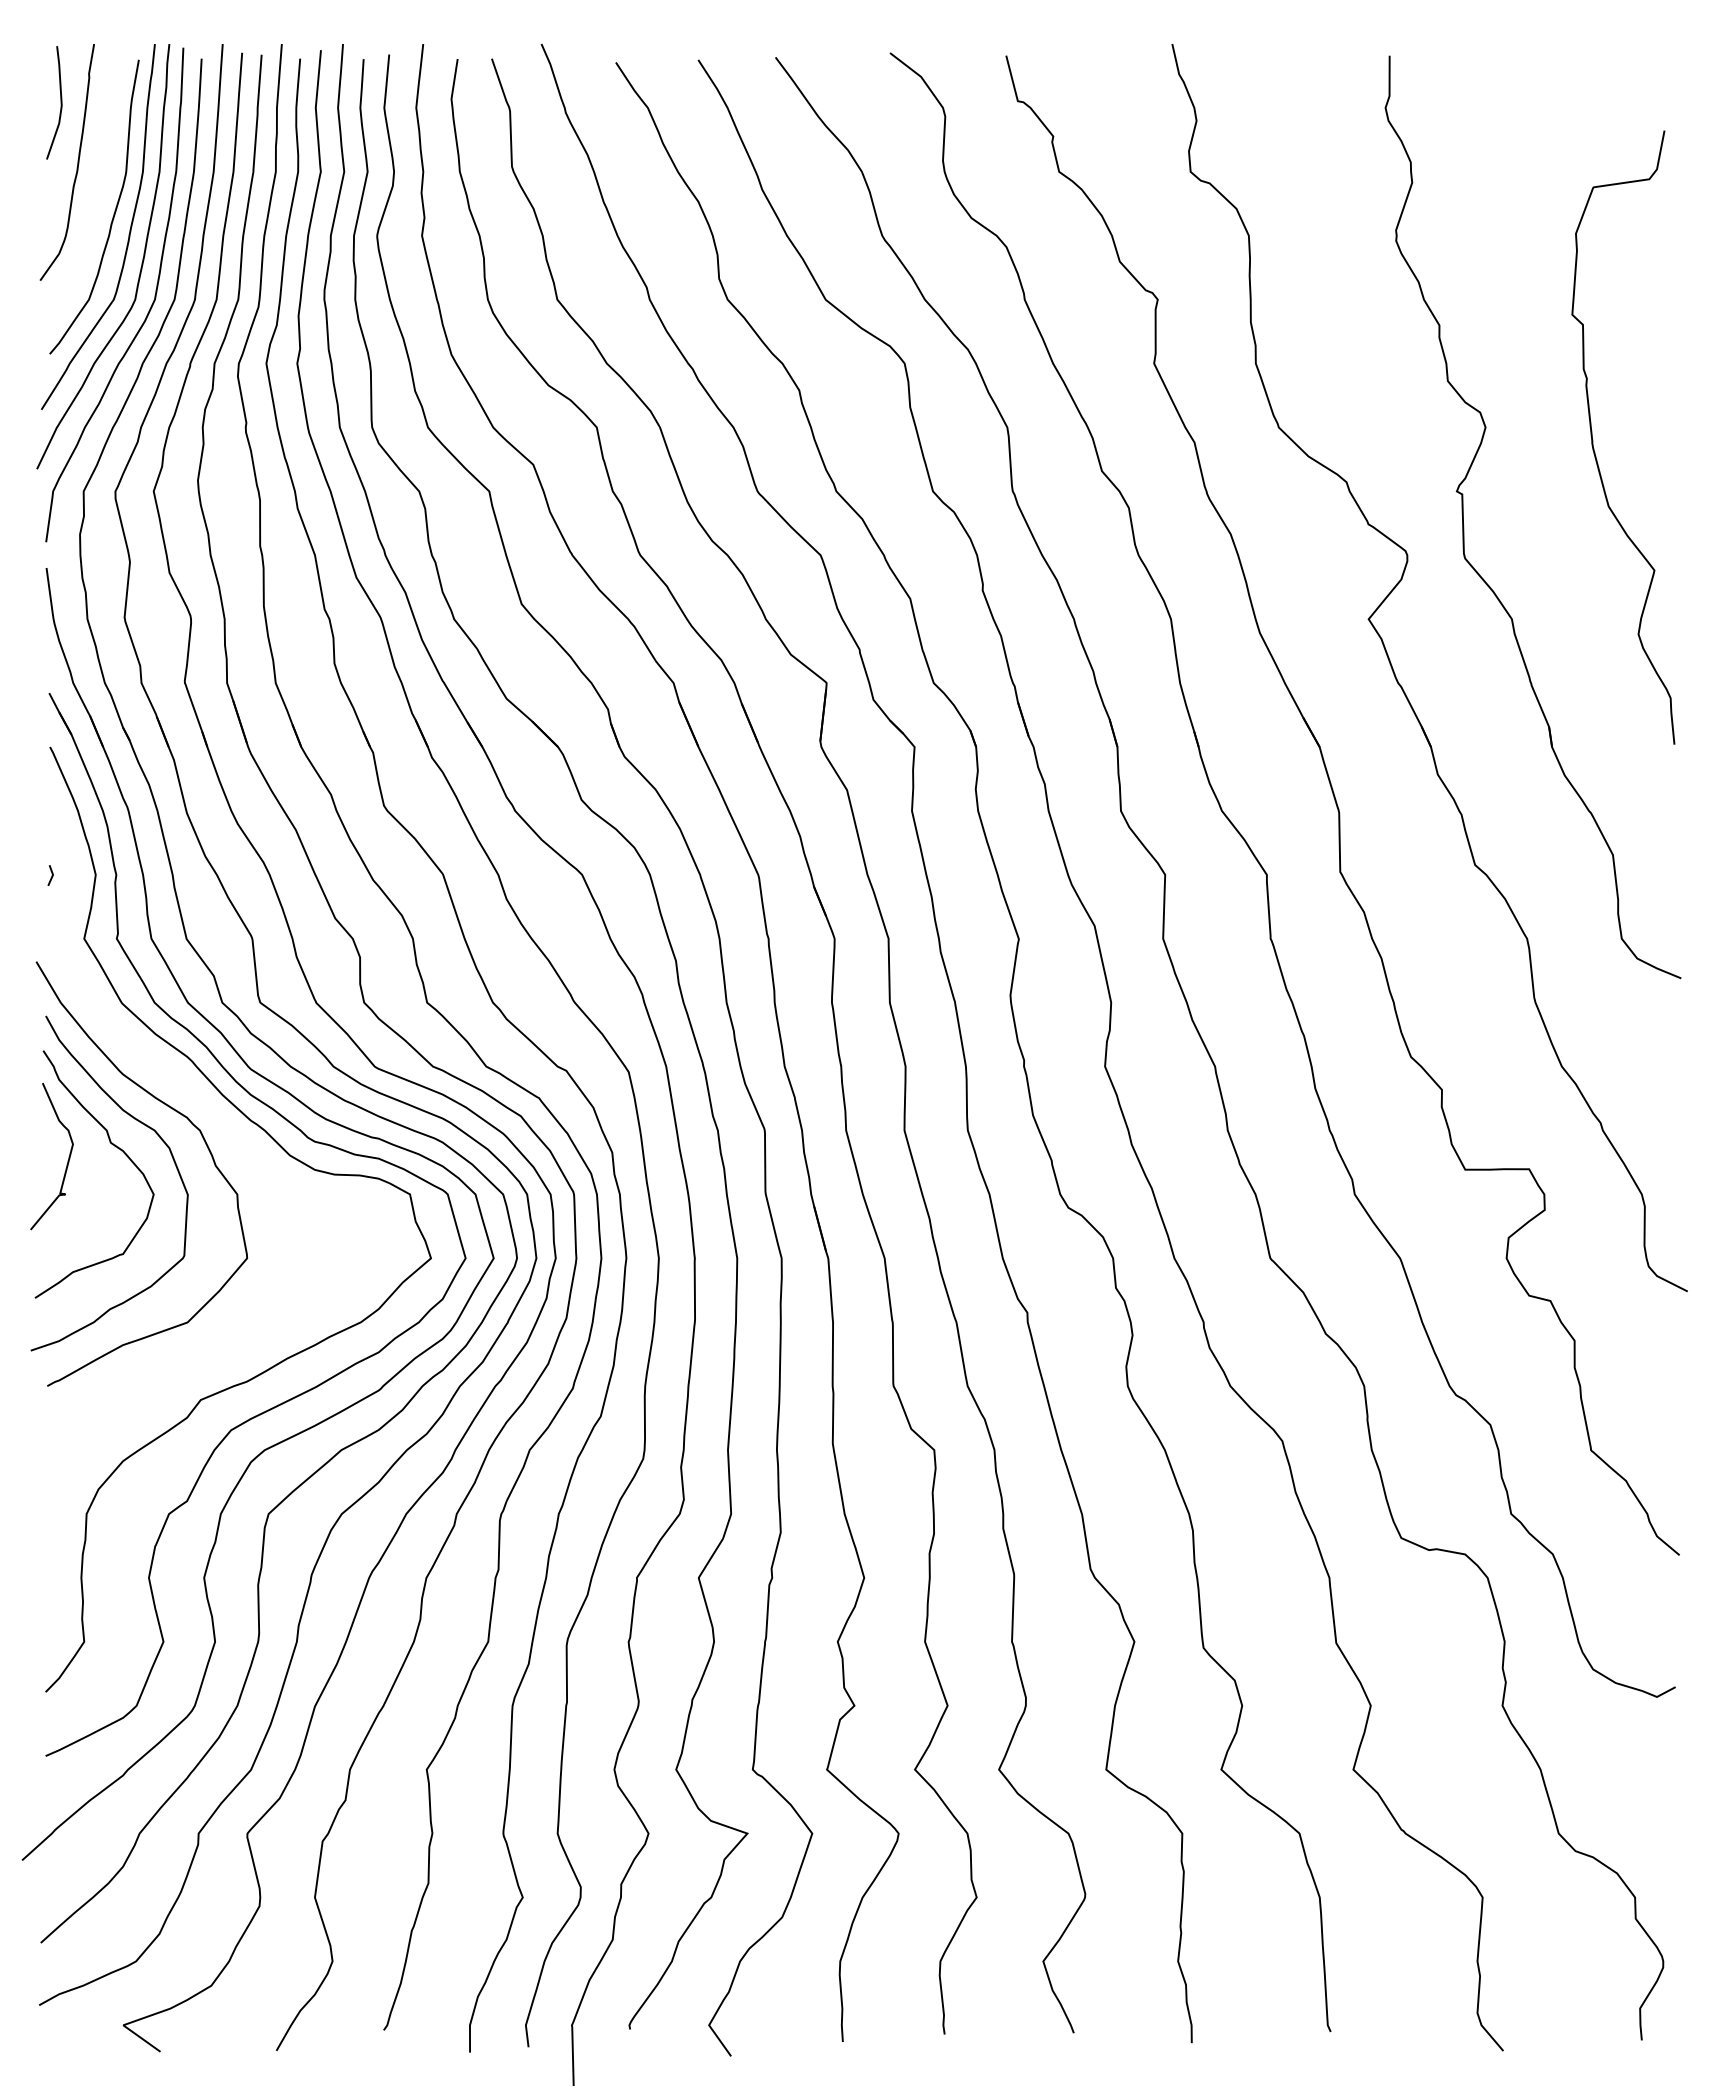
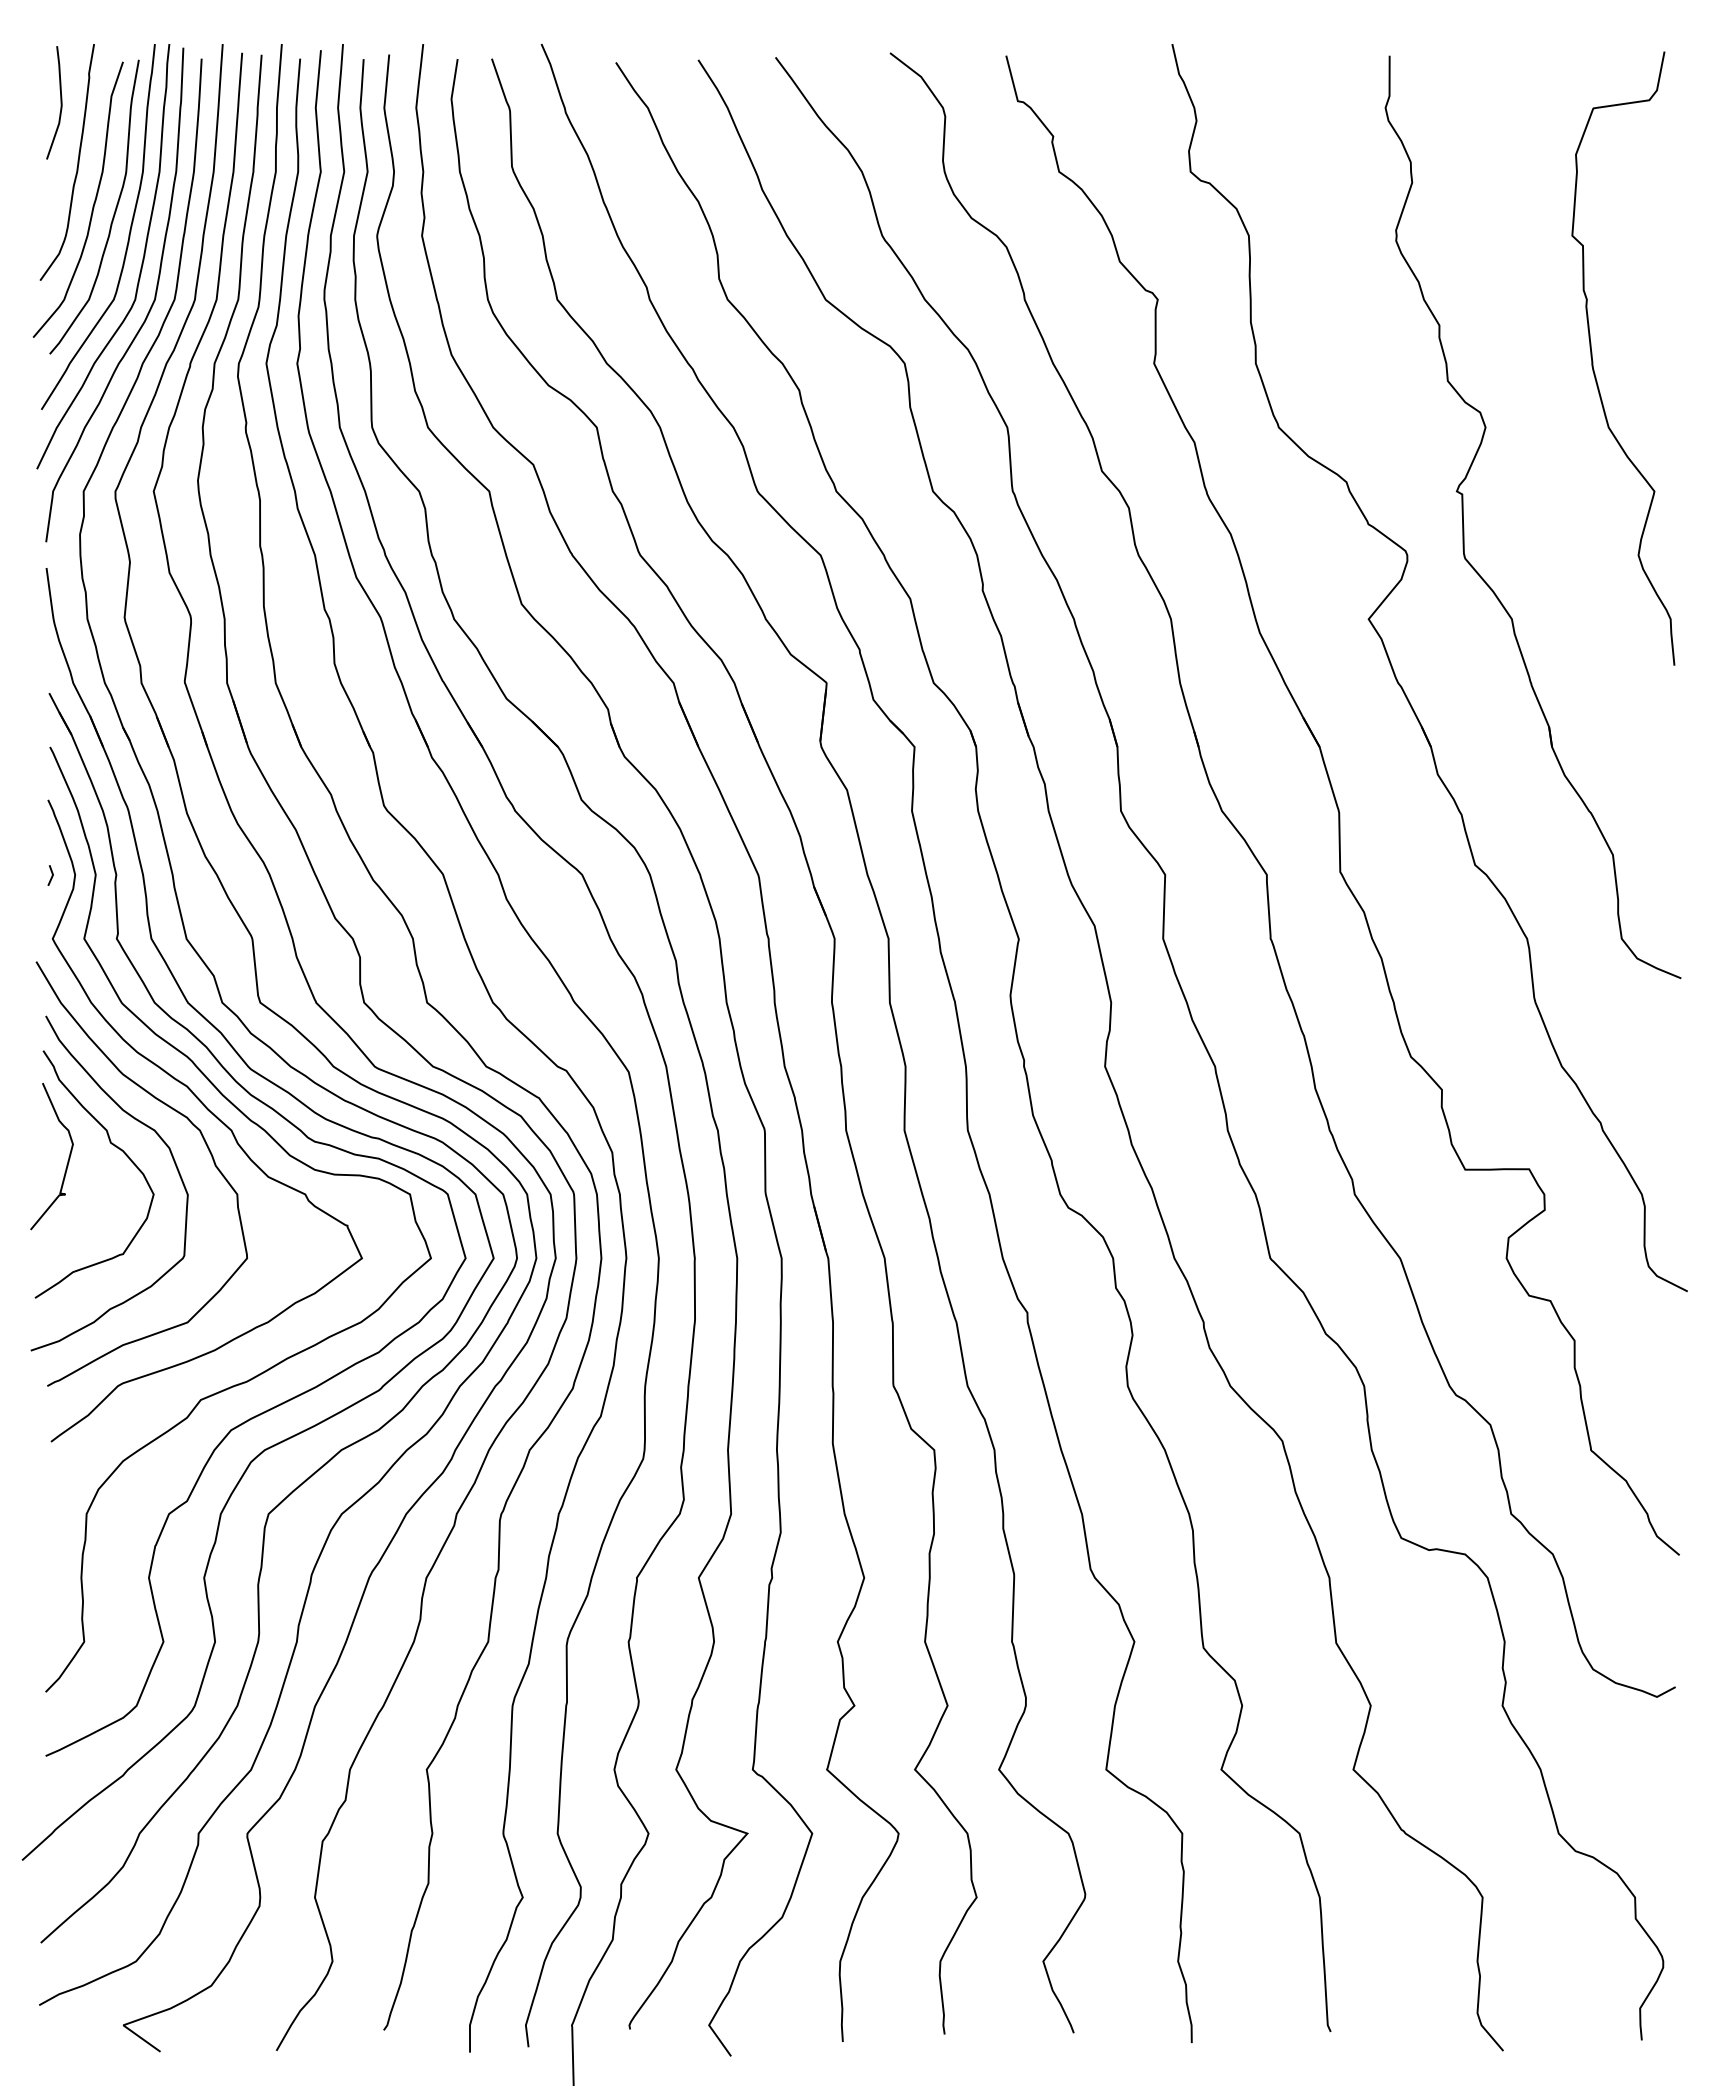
curve: none -> present (93, 202)
curve position: (1593, 440) -> (1593, 361) (1593, 361)
curve: none -> present (209, 1112)
